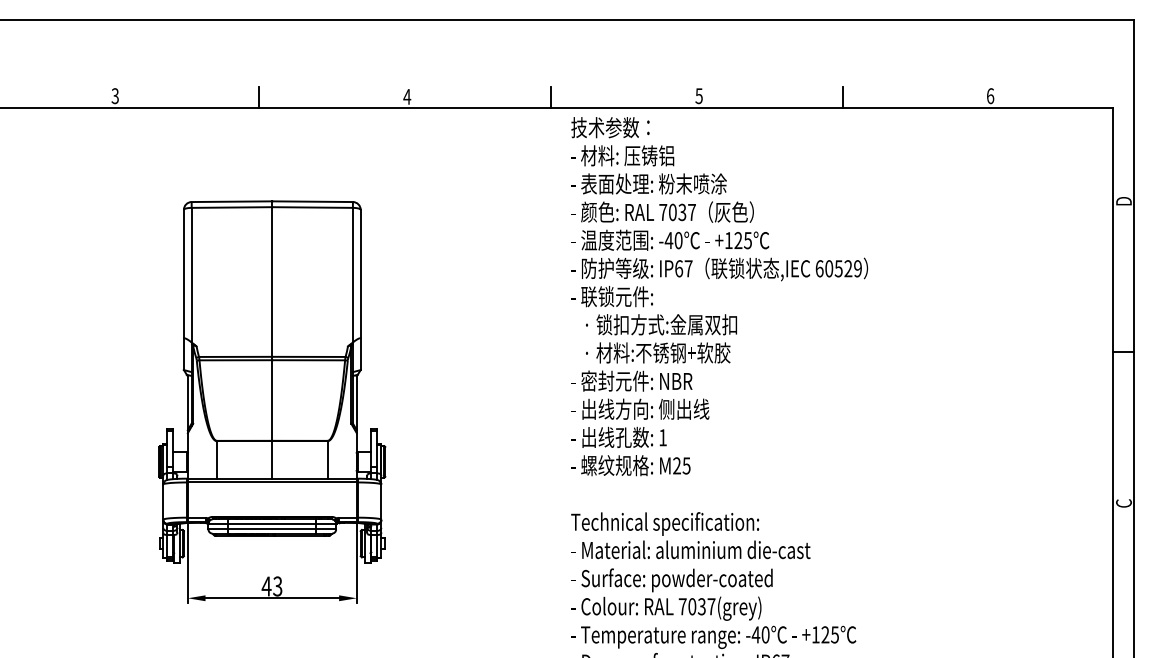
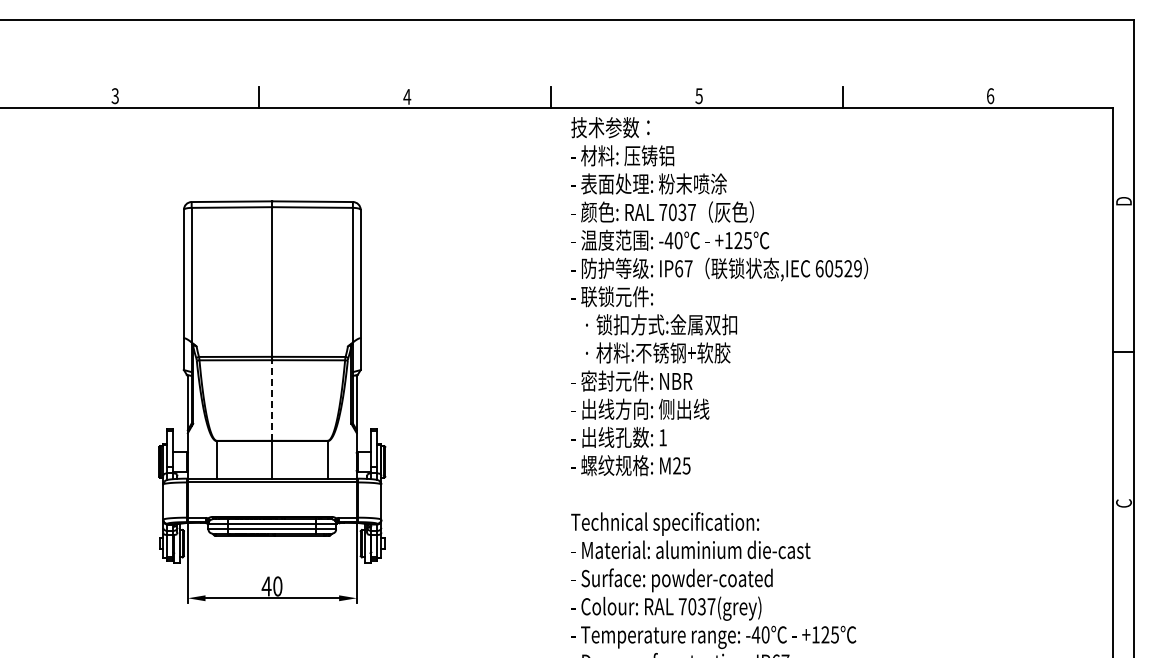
line: solid -> dashed (272, 400)
text: 43 -> 40 (277, 586)
